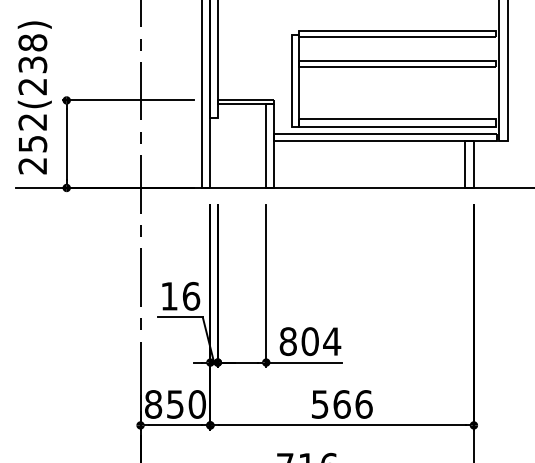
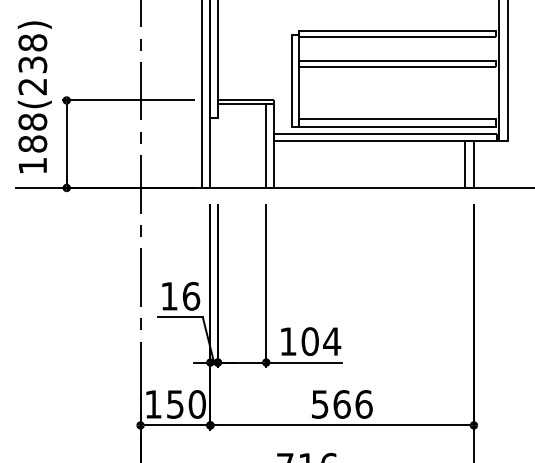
text: 252(238) -> 188(238) (32, 143)
text: 804 -> 104 (287, 341)
text: 850 -> 150 (153, 404)
